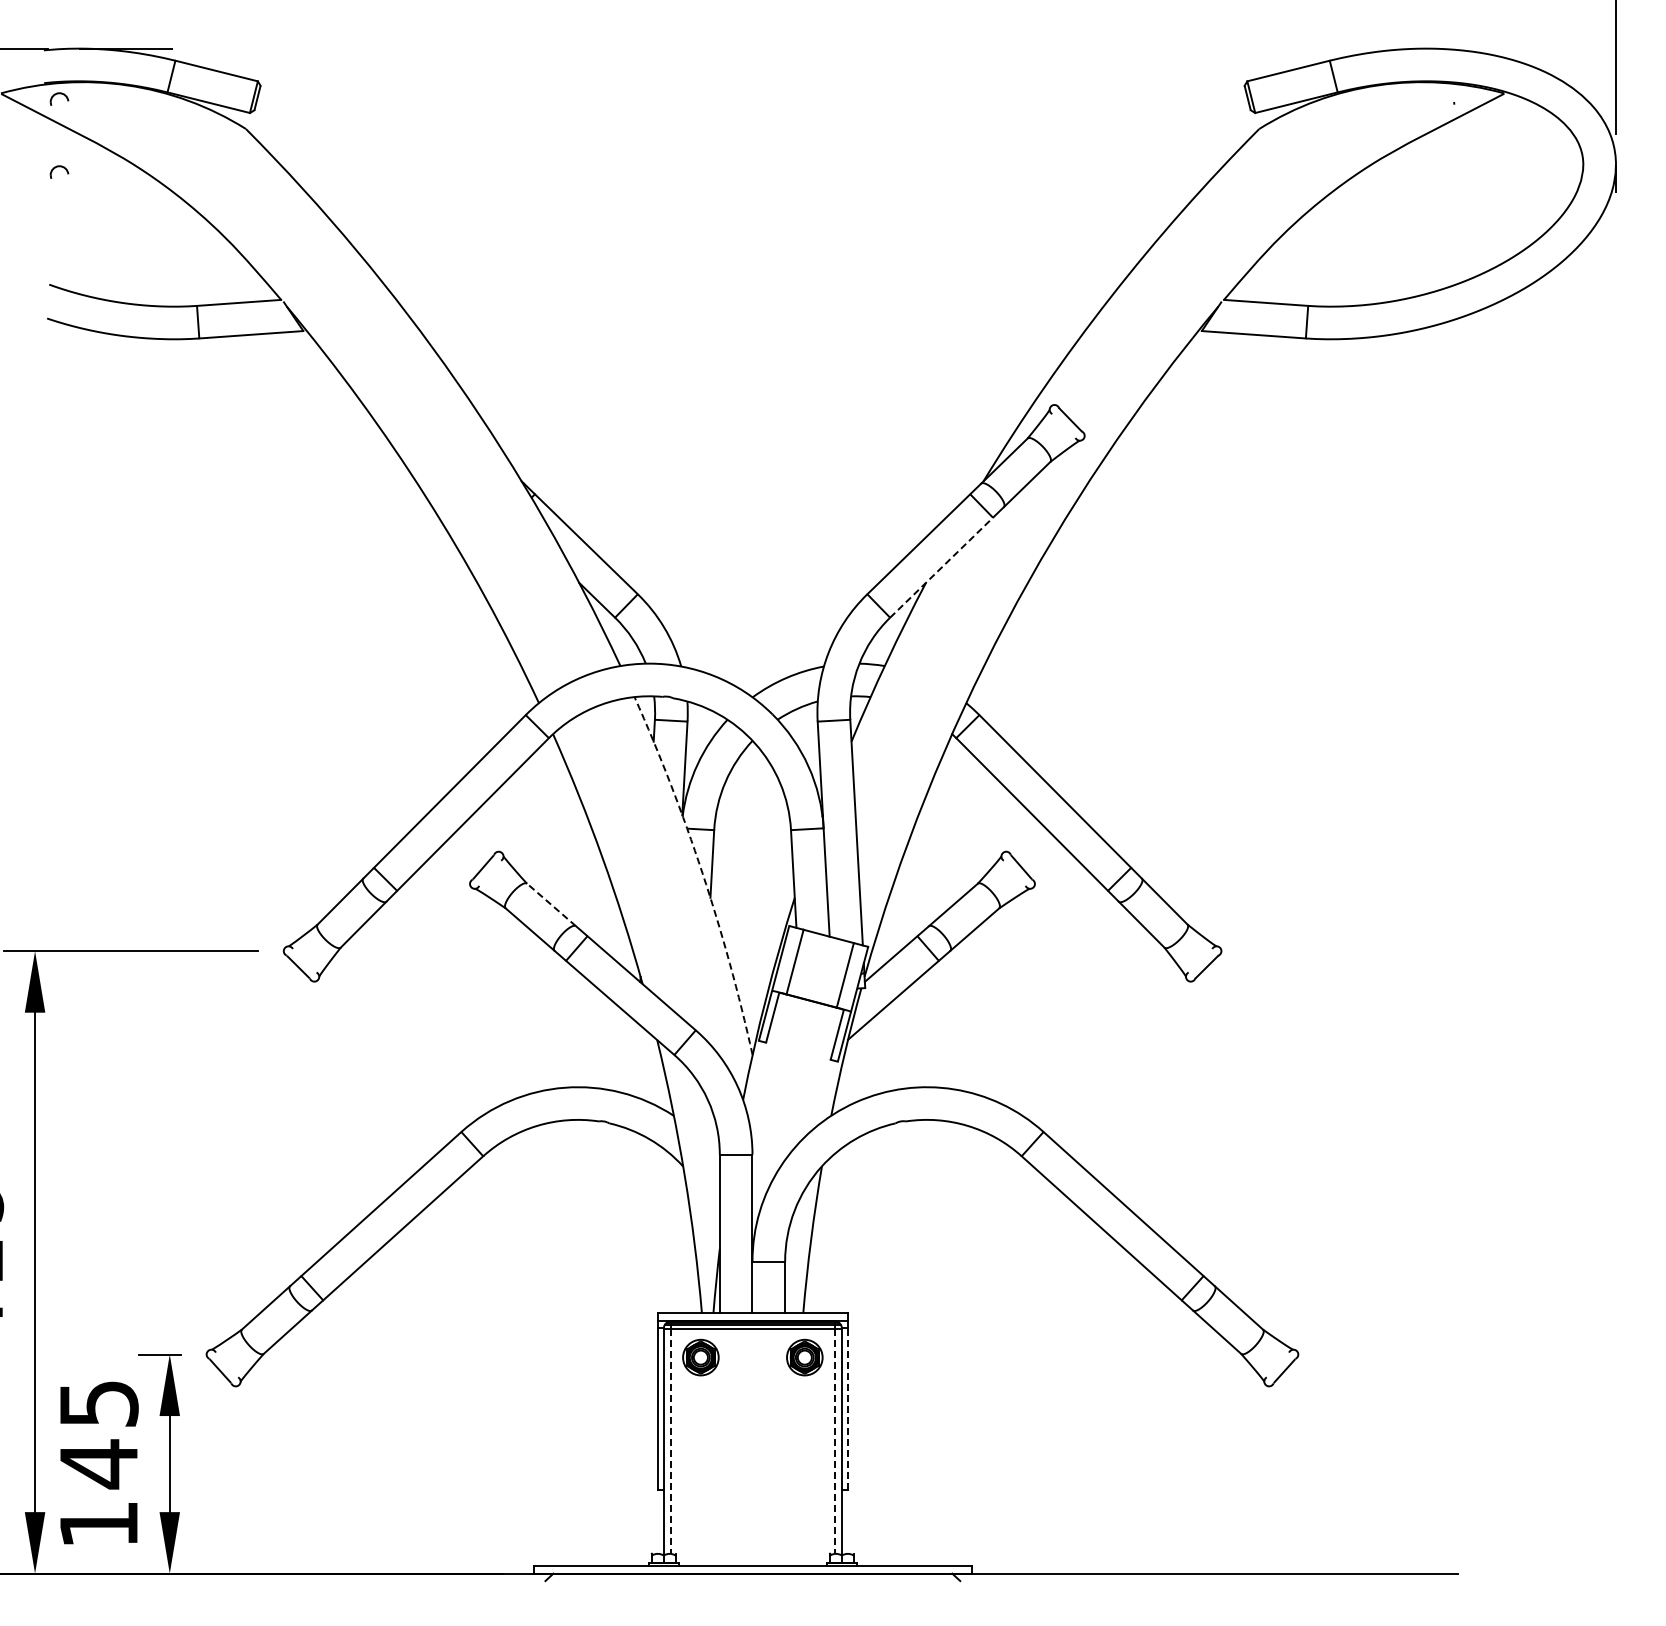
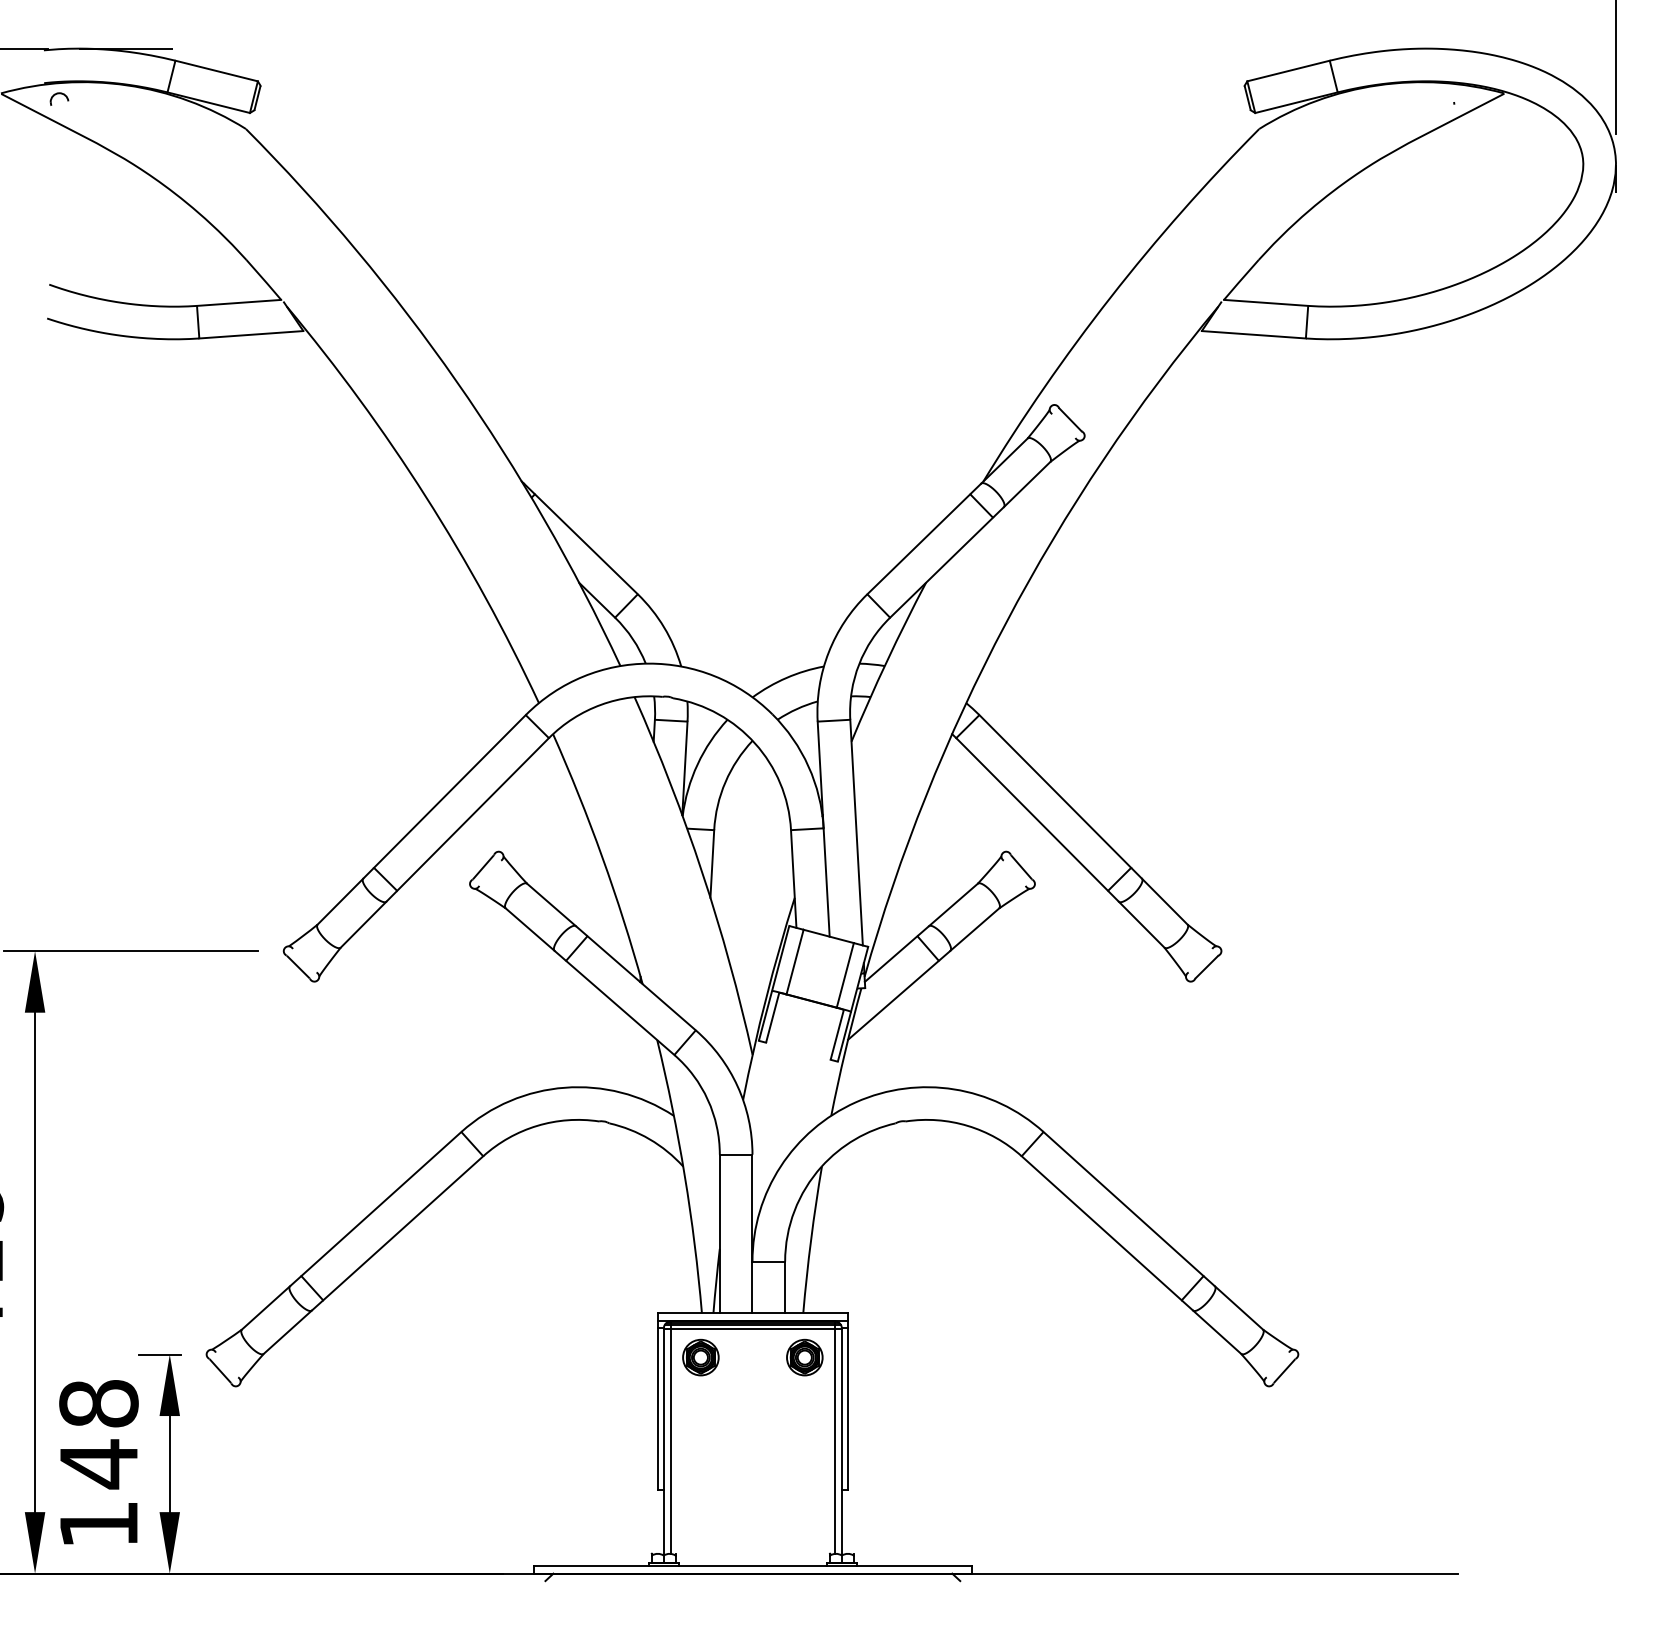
part: present -> none (59, 171)
line: dashed -> solid (941, 567)
arc: dashed -> solid (702, 873)
line: dashed -> solid (551, 904)
text: 145 -> 148 (98, 1403)
line: dashed -> solid (847, 1409)
line: dashed -> solid (671, 1441)
line: dashed -> solid (834, 1441)
